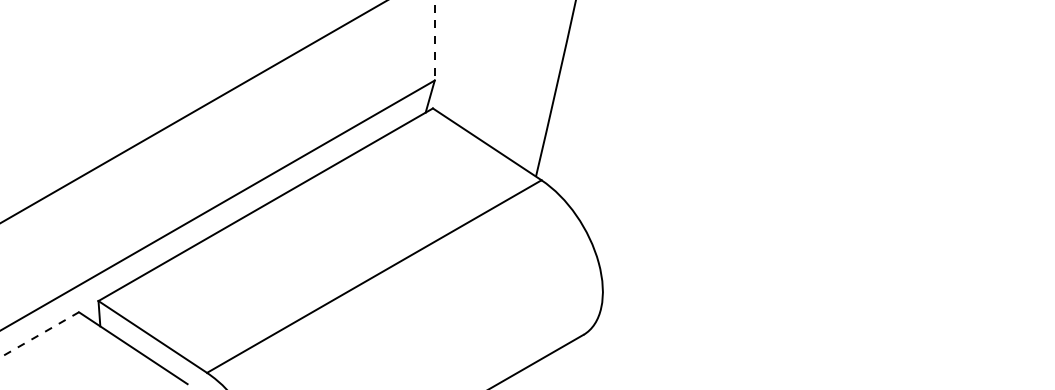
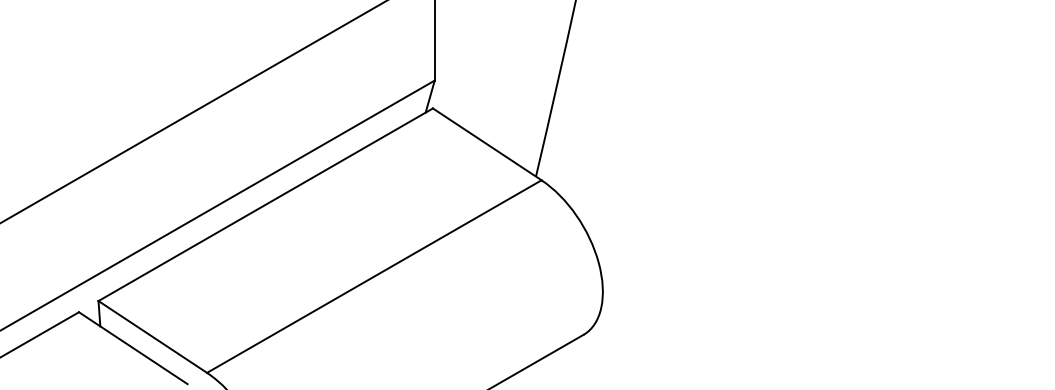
line: dashed -> solid (434, 40)
line: dashed -> solid (39, 334)
